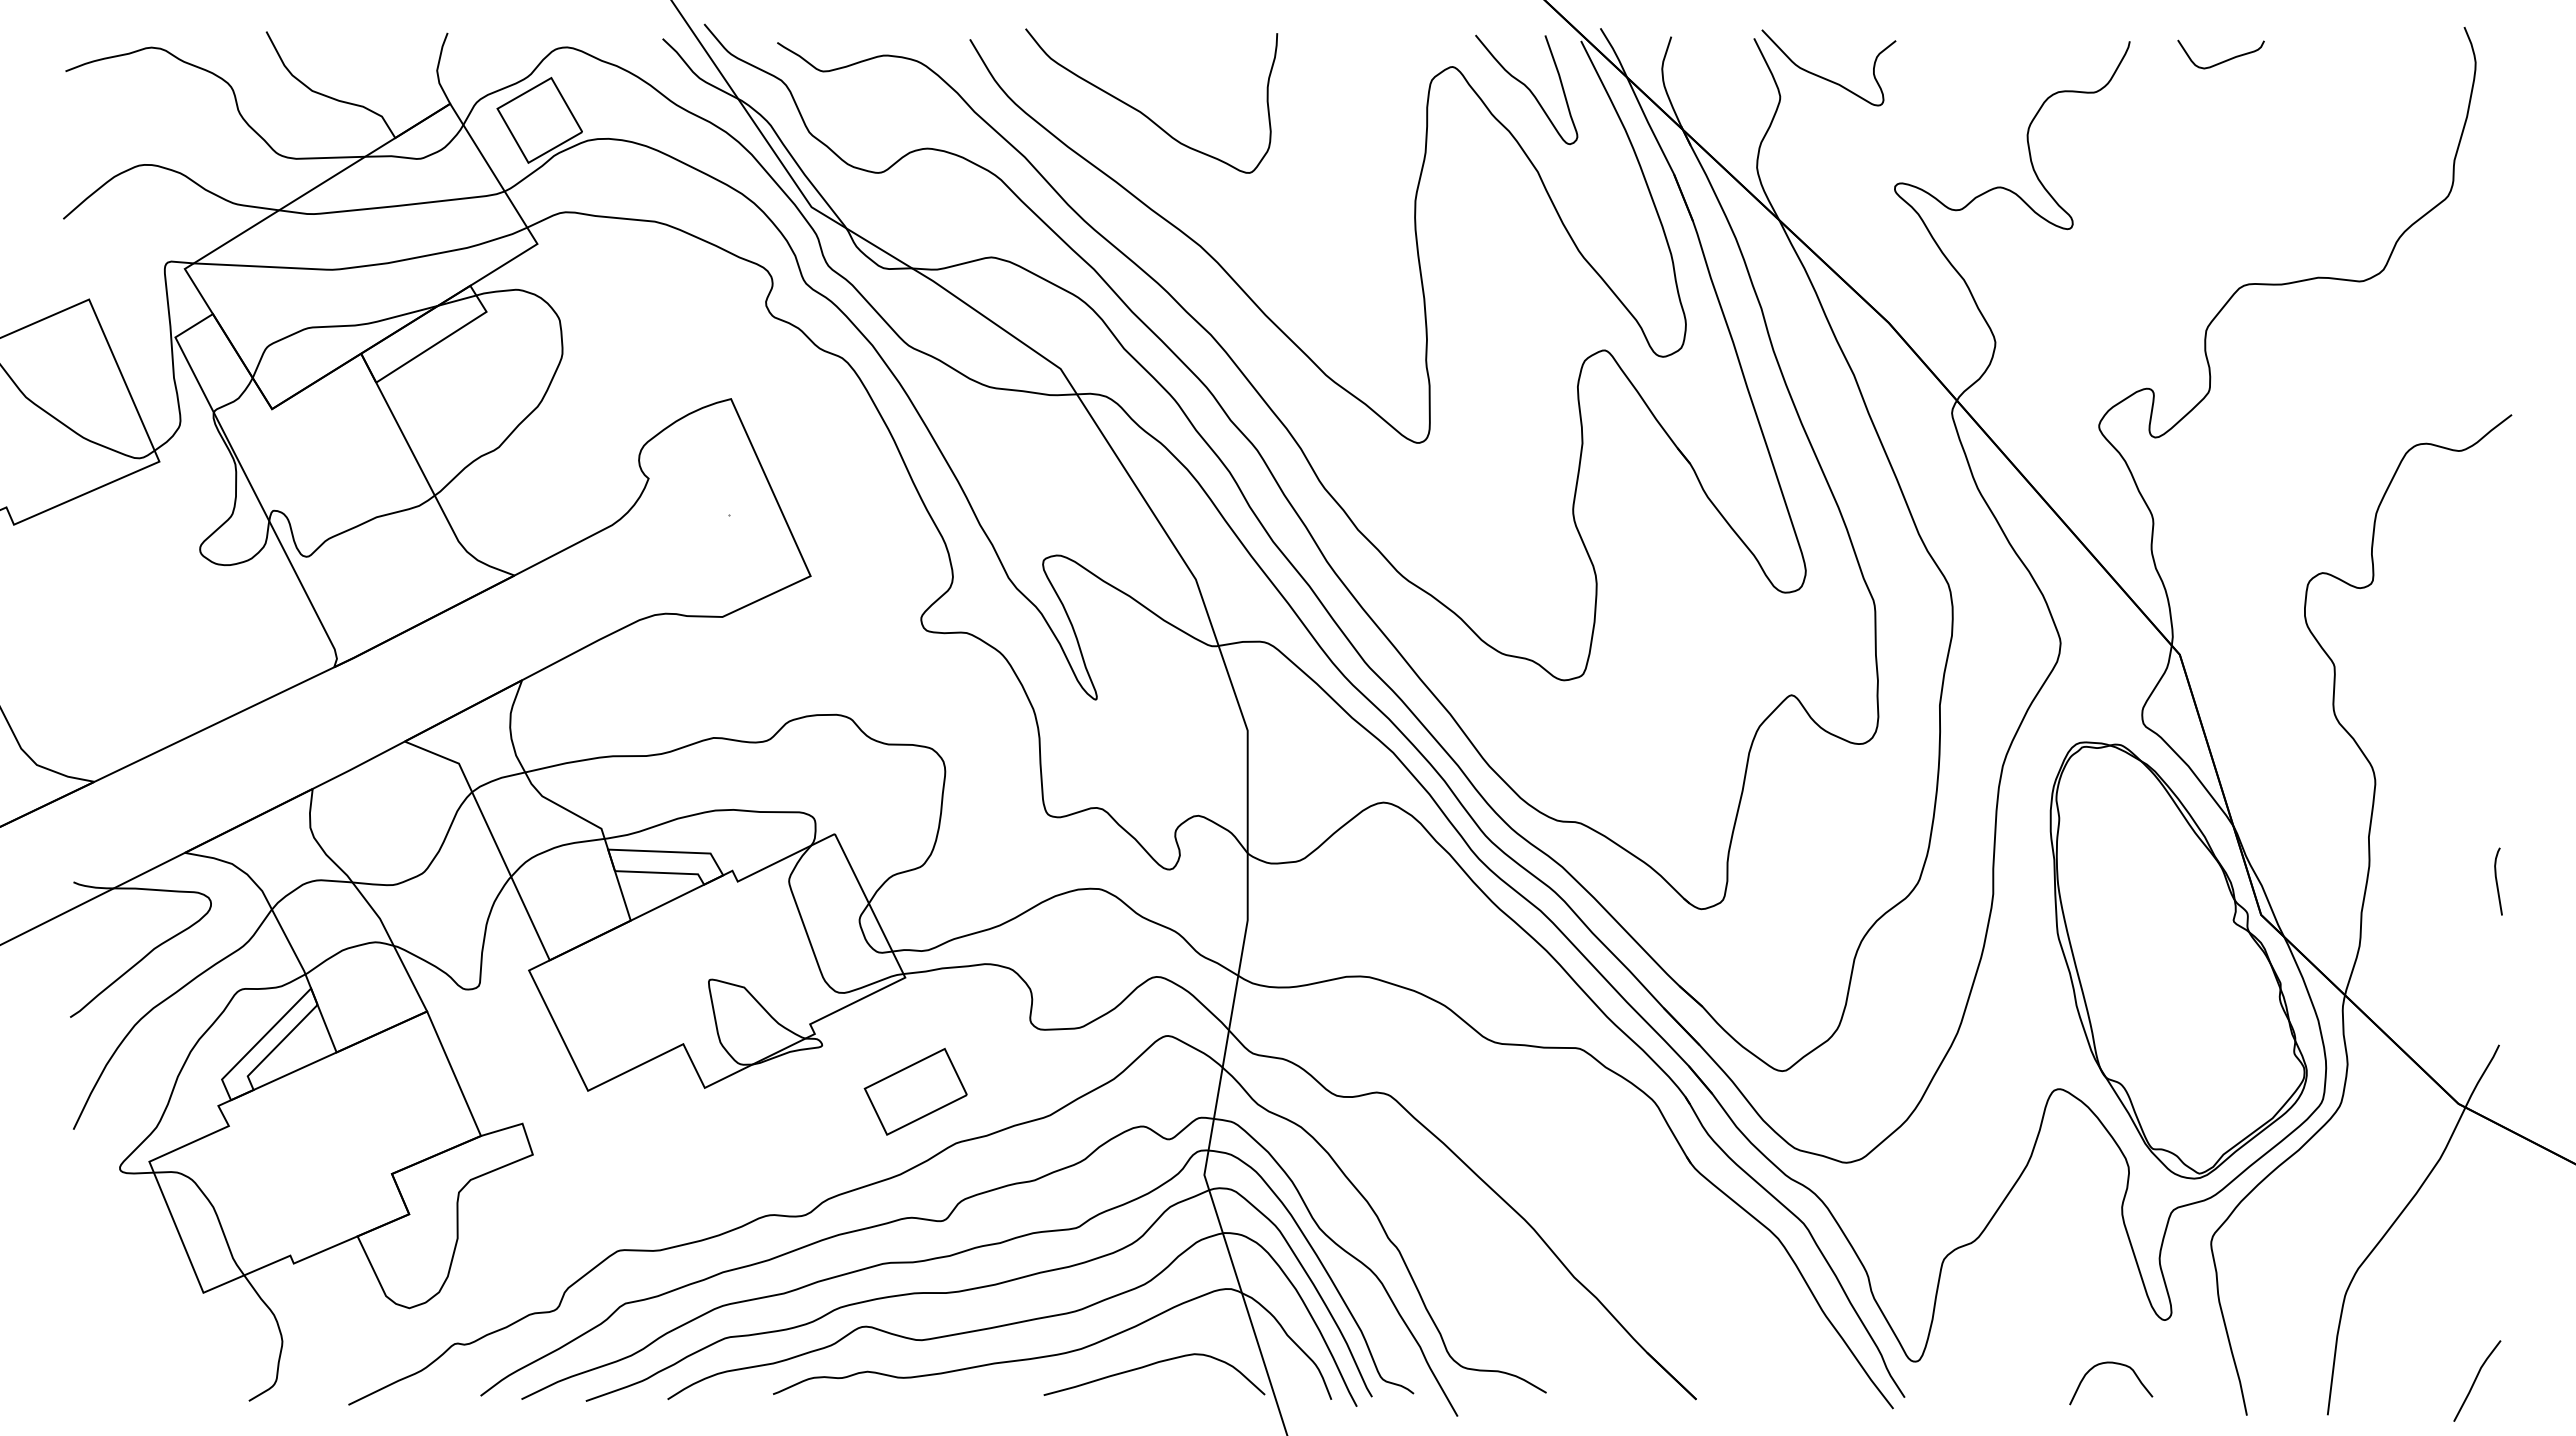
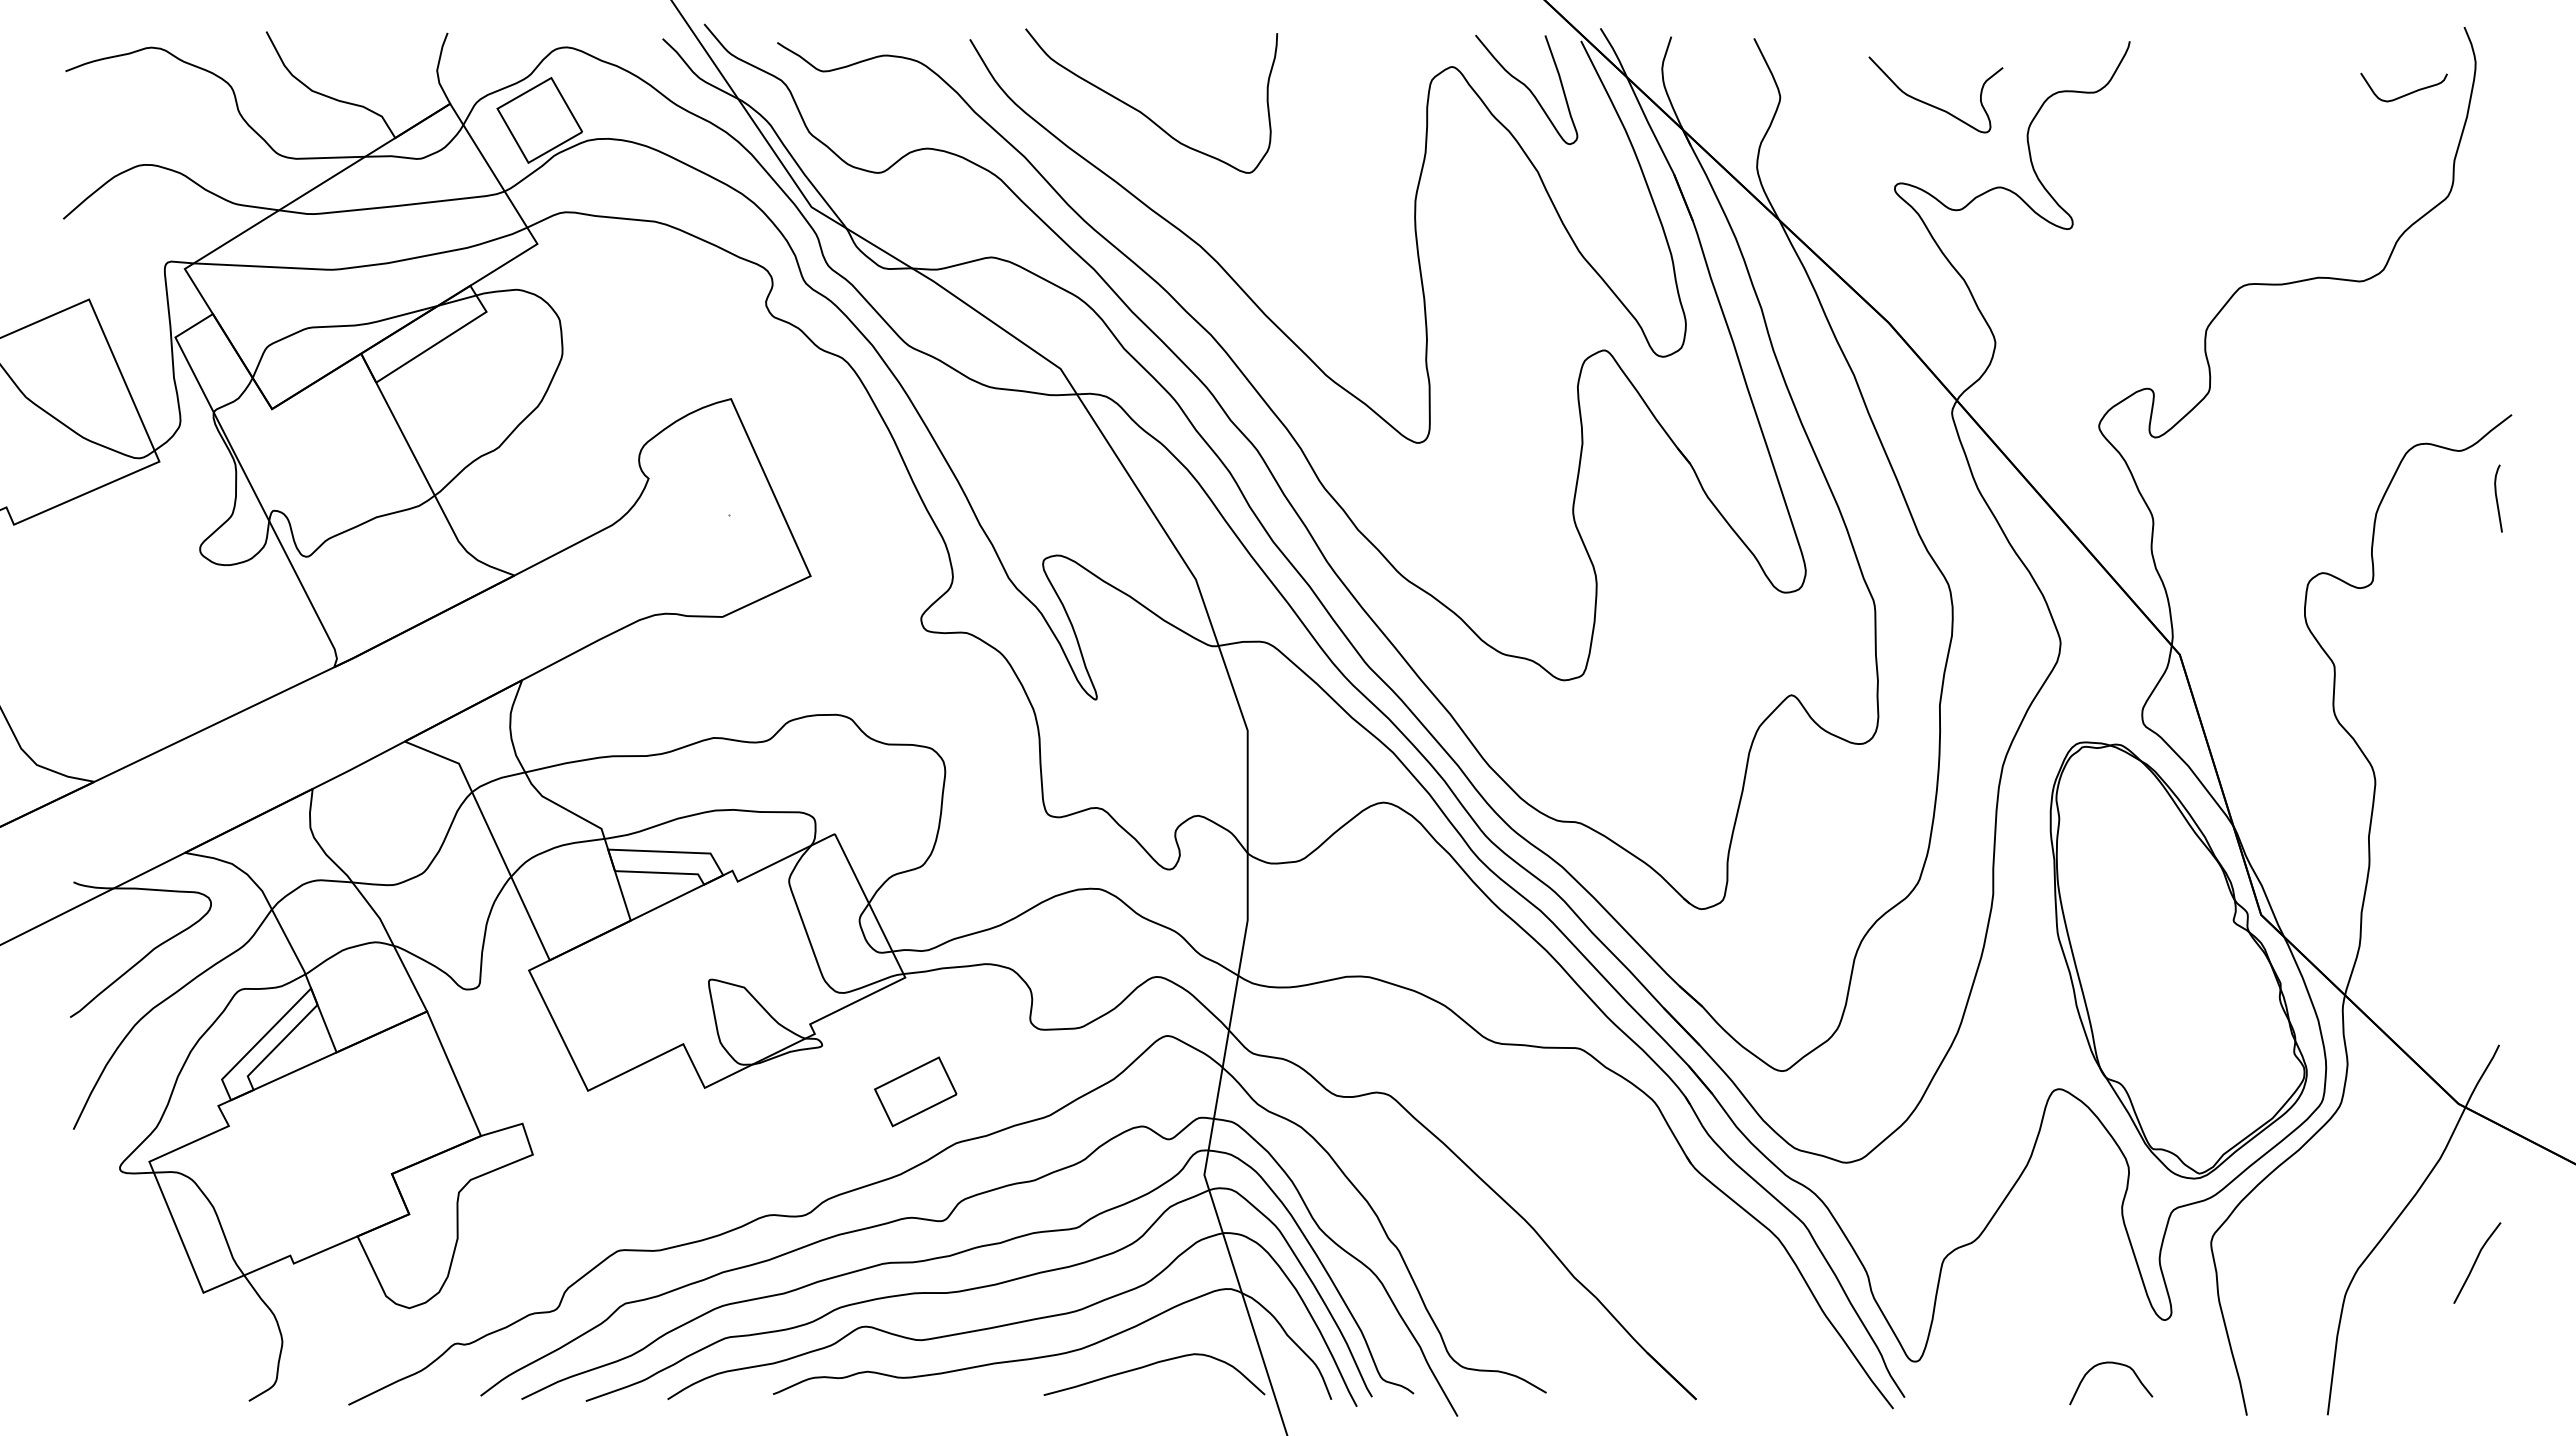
curve position: (2221, 61) -> (2404, 94) (2404, 94)
curve position: (1824, 77) -> (1931, 104) (1931, 104)
curve position: (2497, 881) -> (2497, 498) (2497, 498)
part size: 105x88 px -> 84x72 px (915, 1091)
line position: (2476, 1380) -> (2476, 1262) (2476, 1262)
